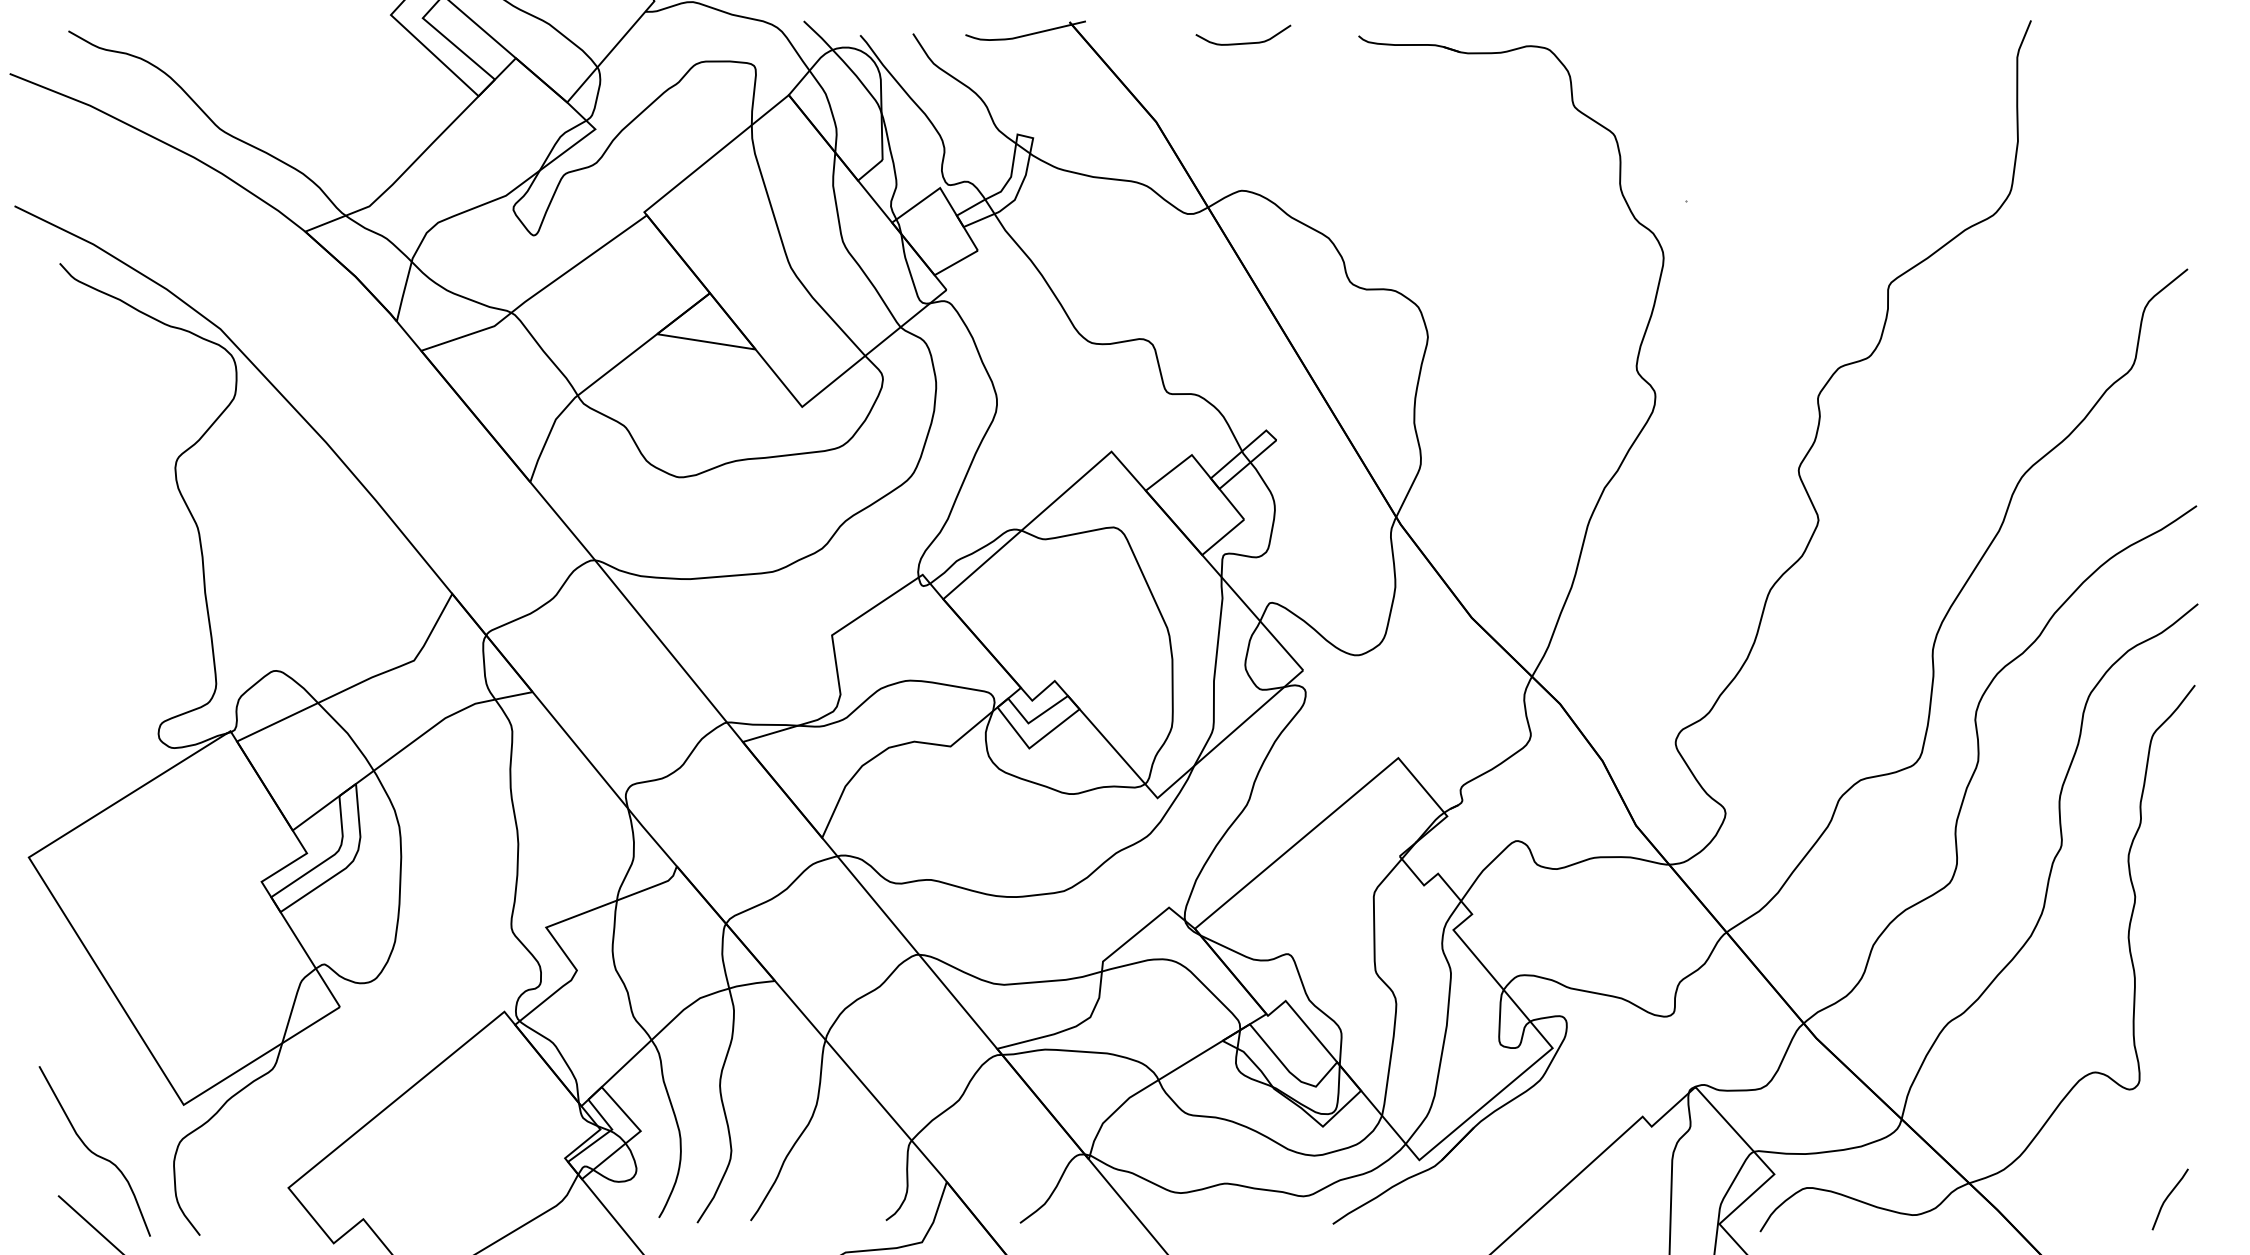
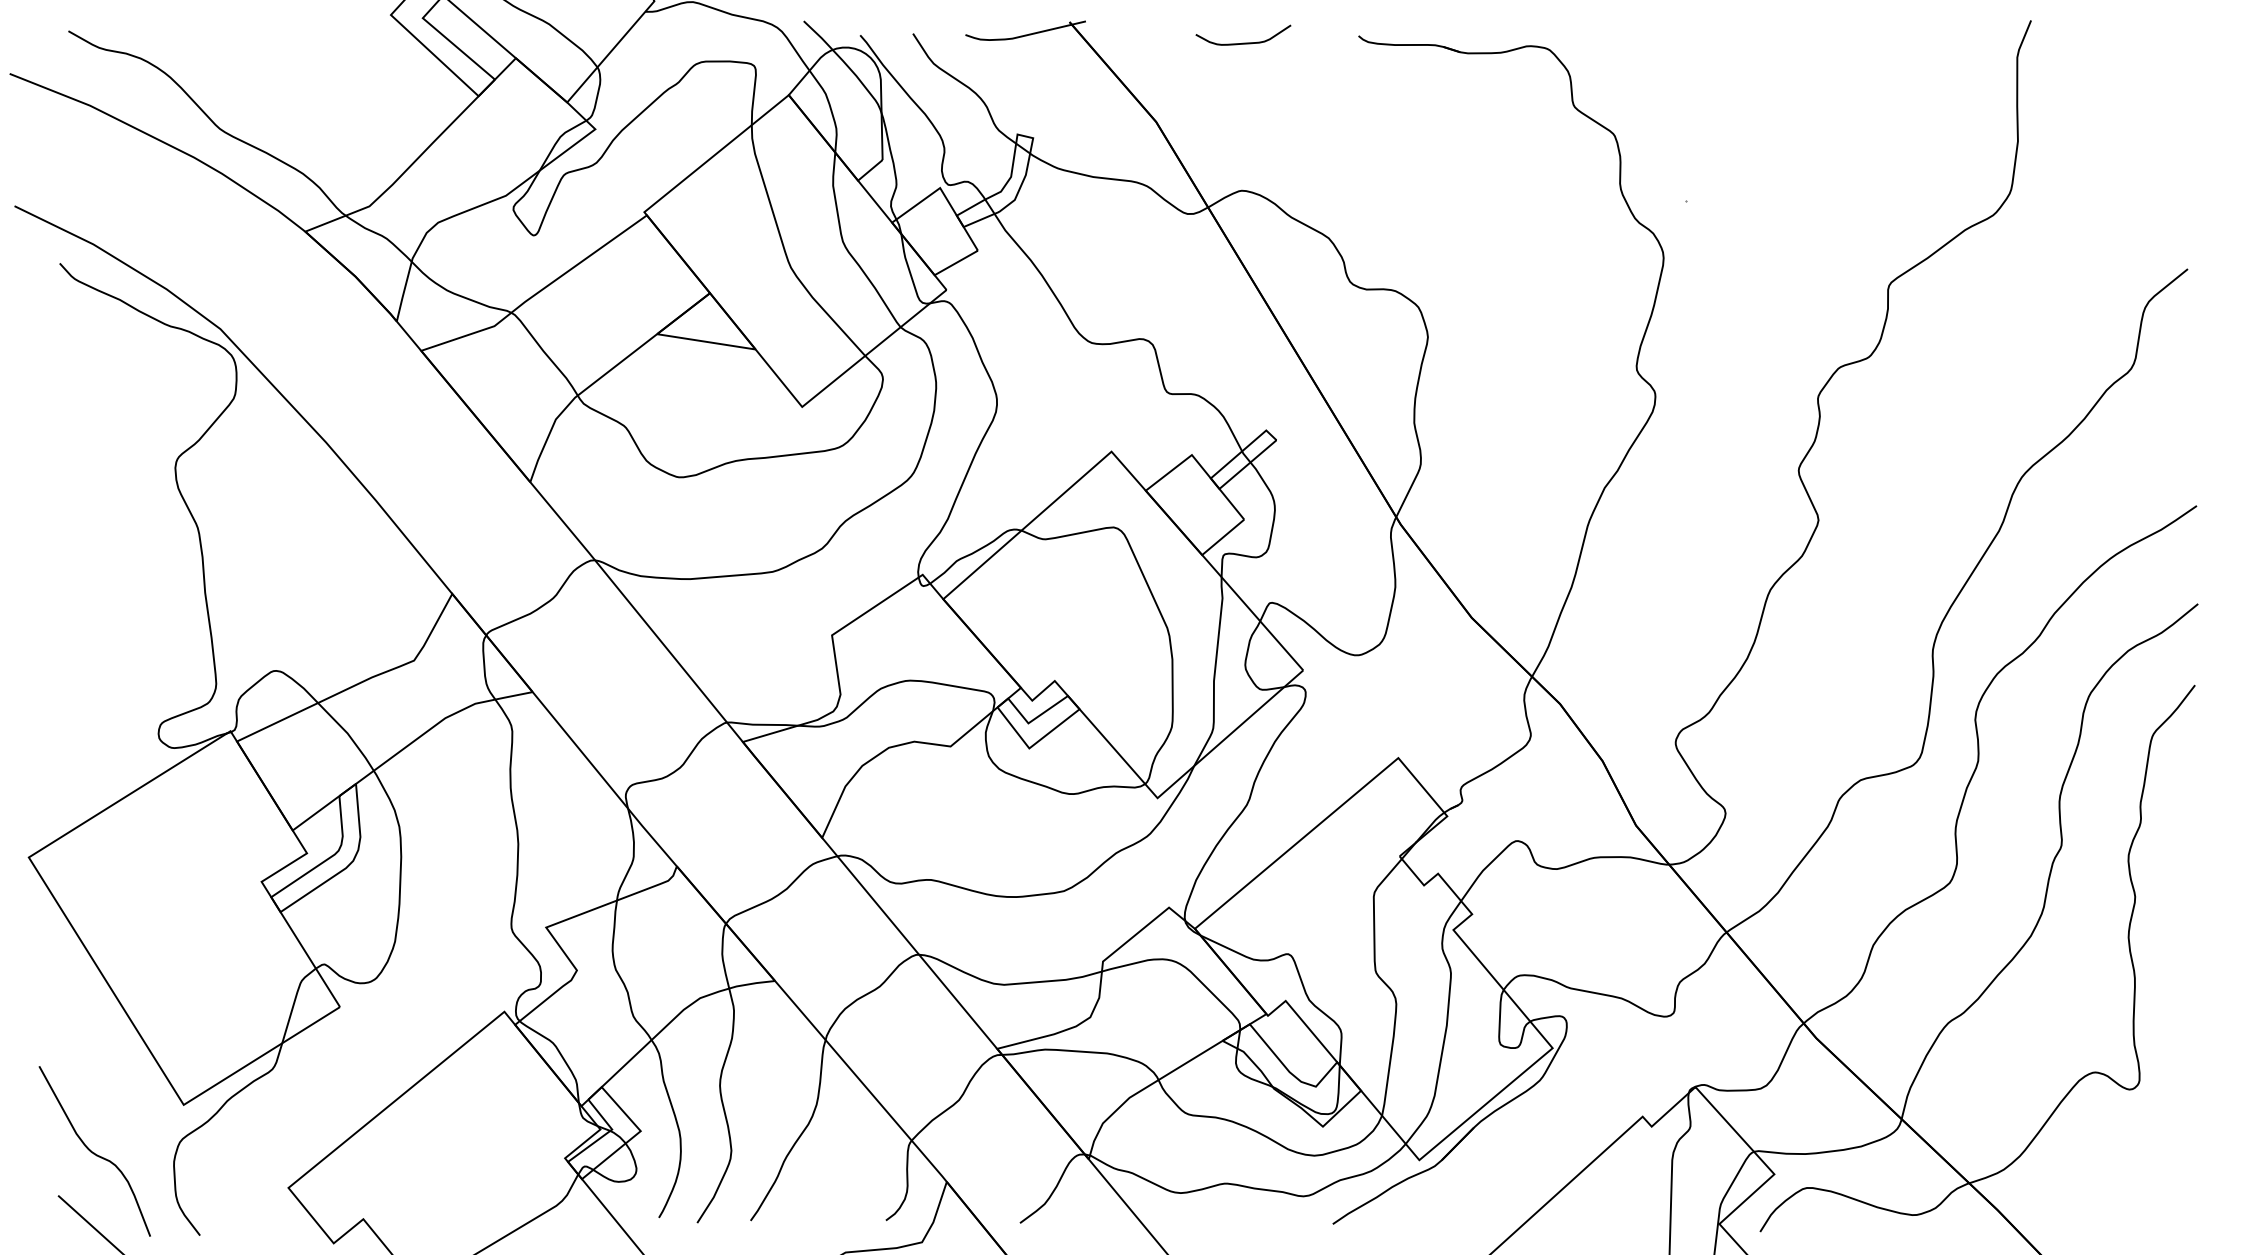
curve: present -> none (2168, 1197)
